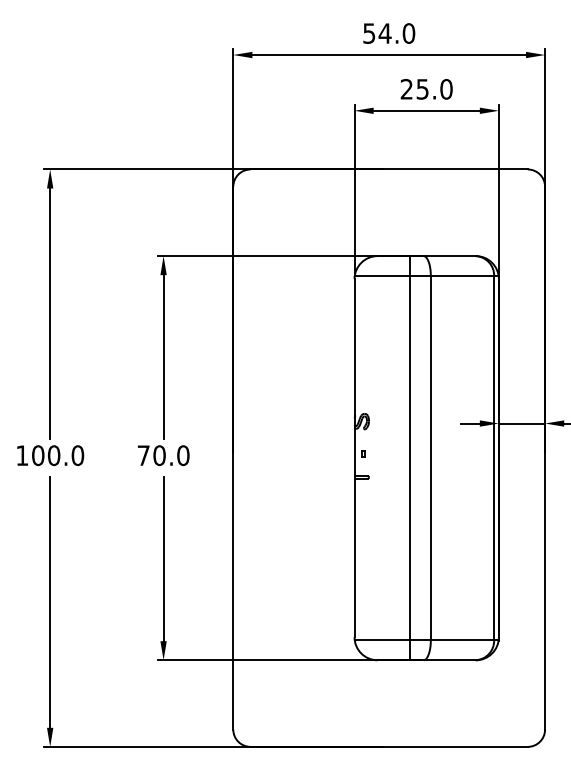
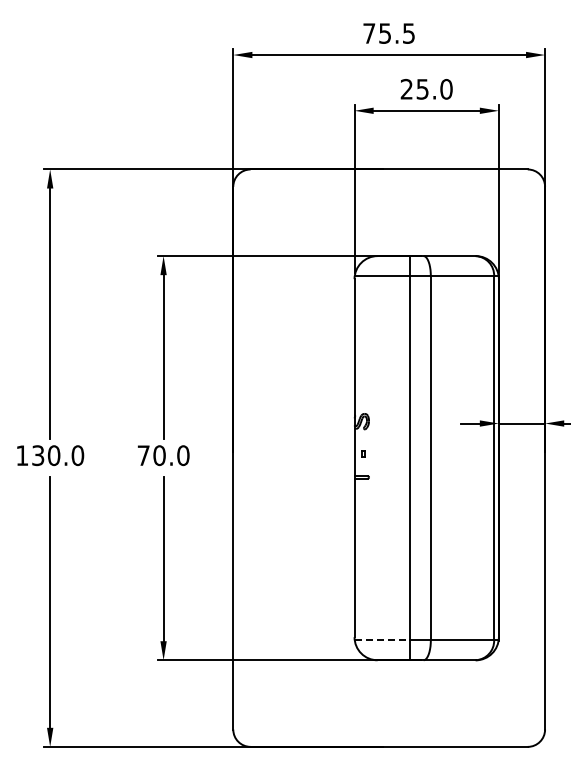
text: 54.0 -> 75.5 (389, 33)
text: 100.0 -> 130.0 (38, 455)
line: solid -> dashed (382, 640)
